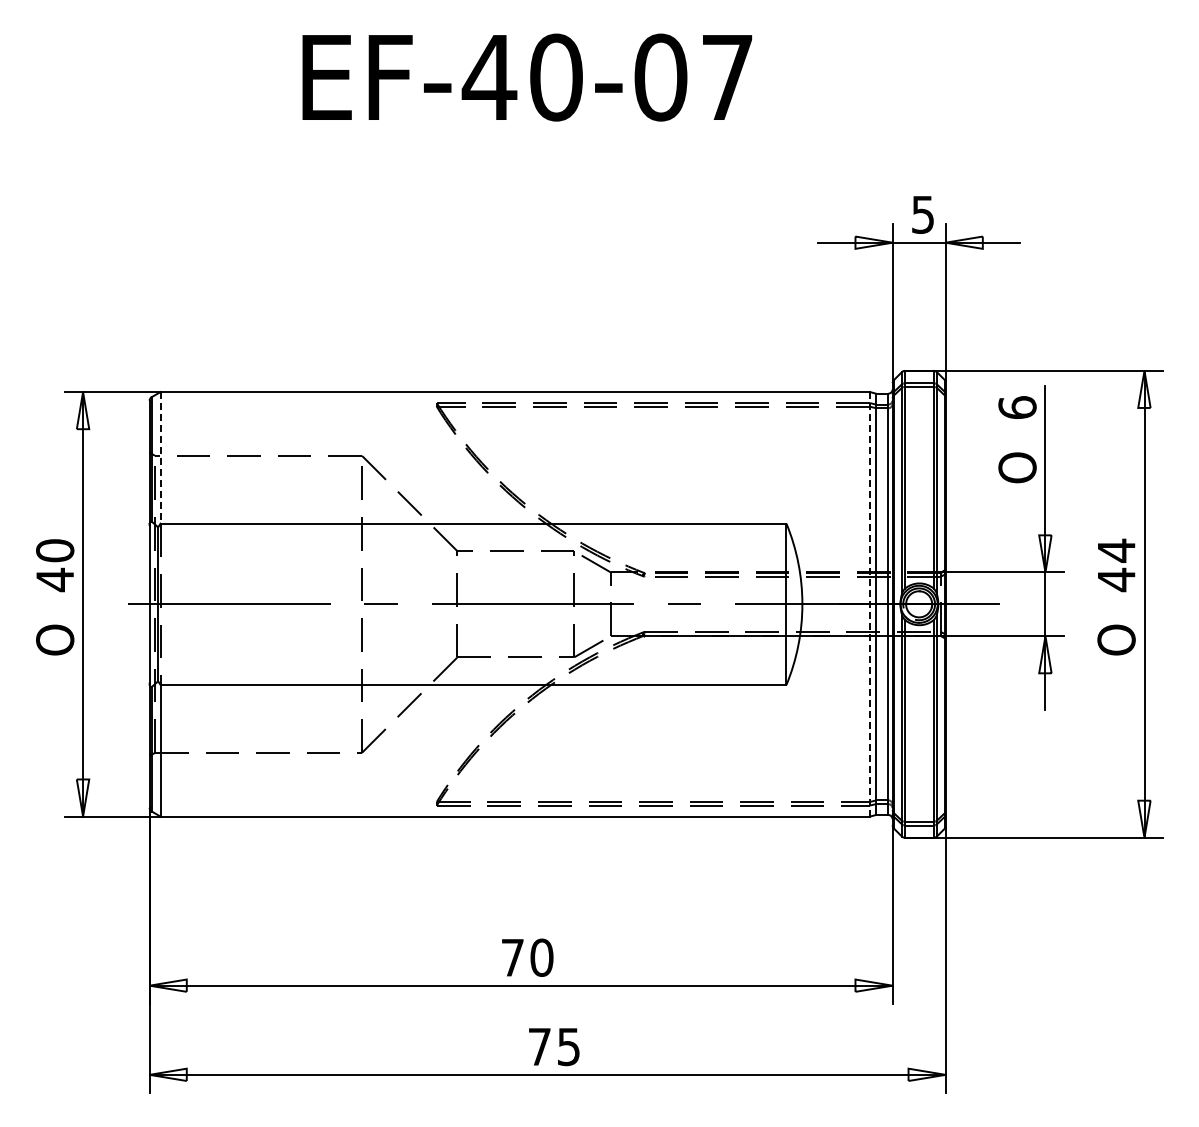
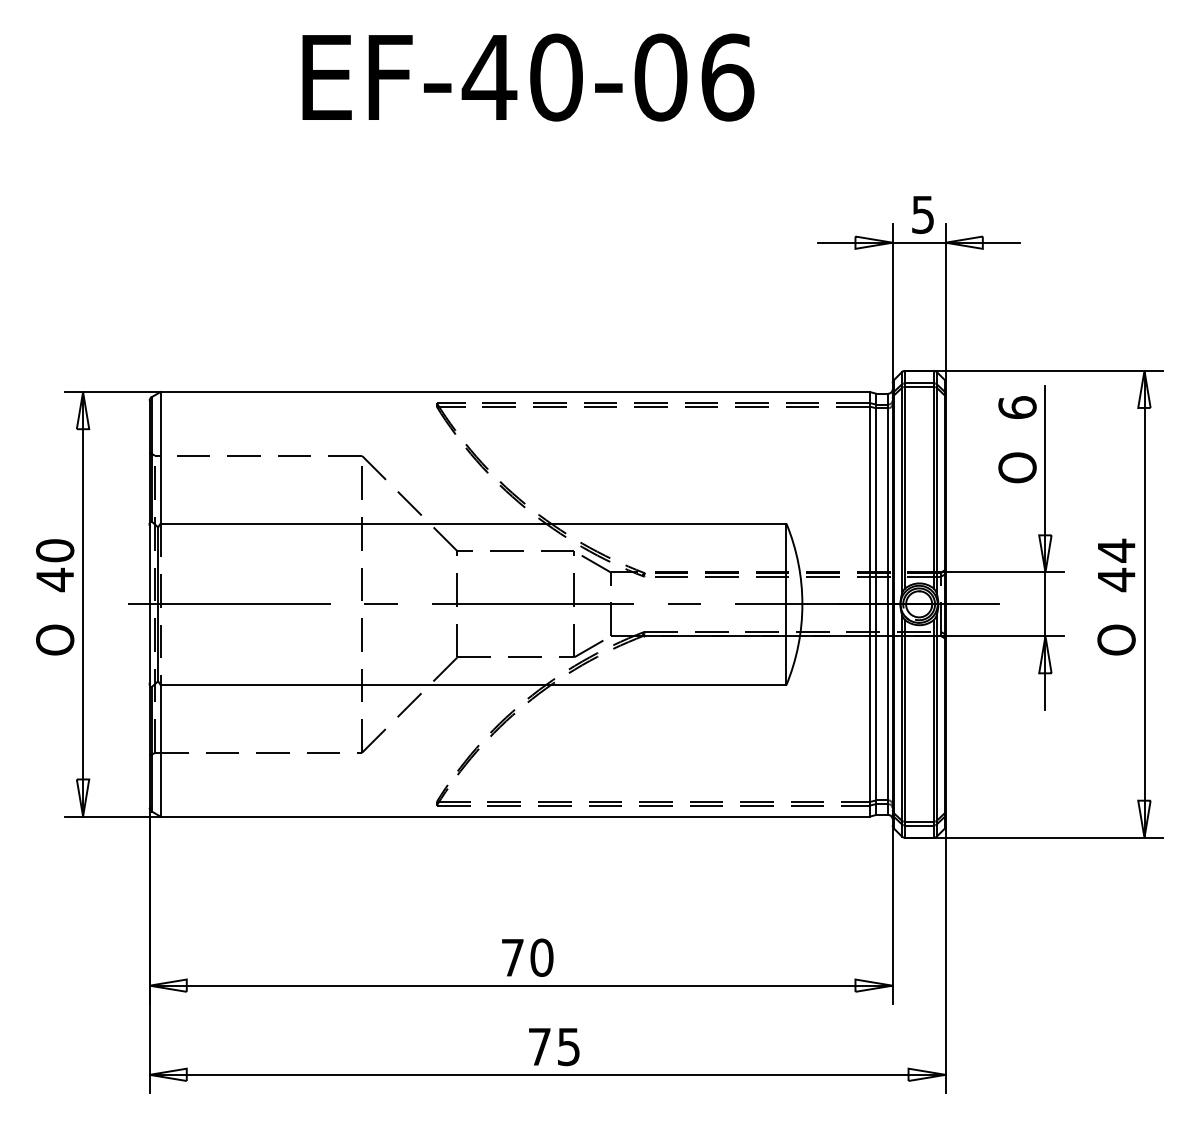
text: EF-40-07 -> EF-40-06 (727, 77)
line: dashed -> solid (160, 457)
line: dashed -> solid (870, 604)
